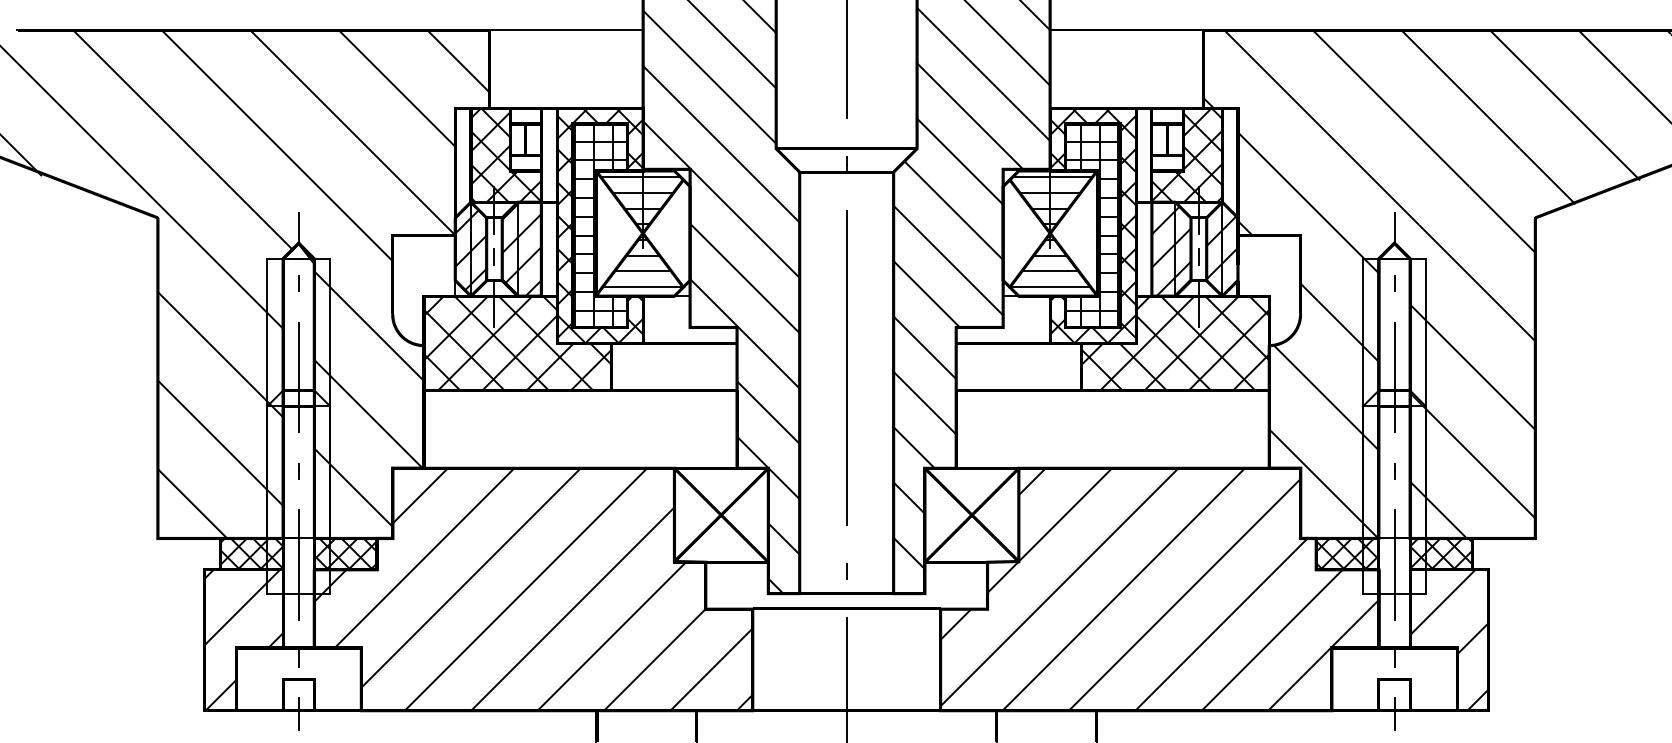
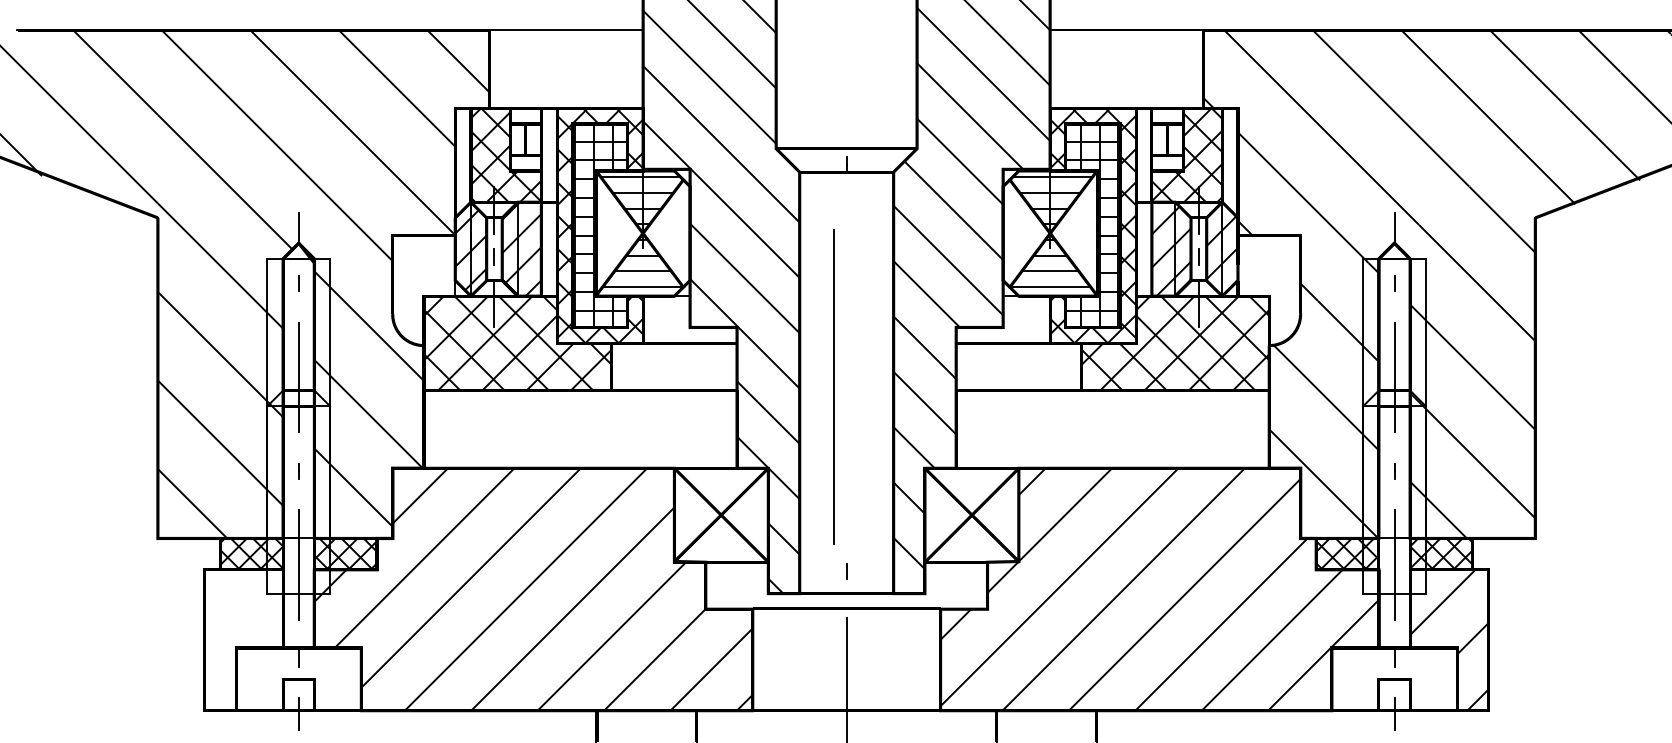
line: present -> none (846, 59)
line position: (846, 367) -> (833, 386) (833, 386)
hatch: present -> none (243, 639)
